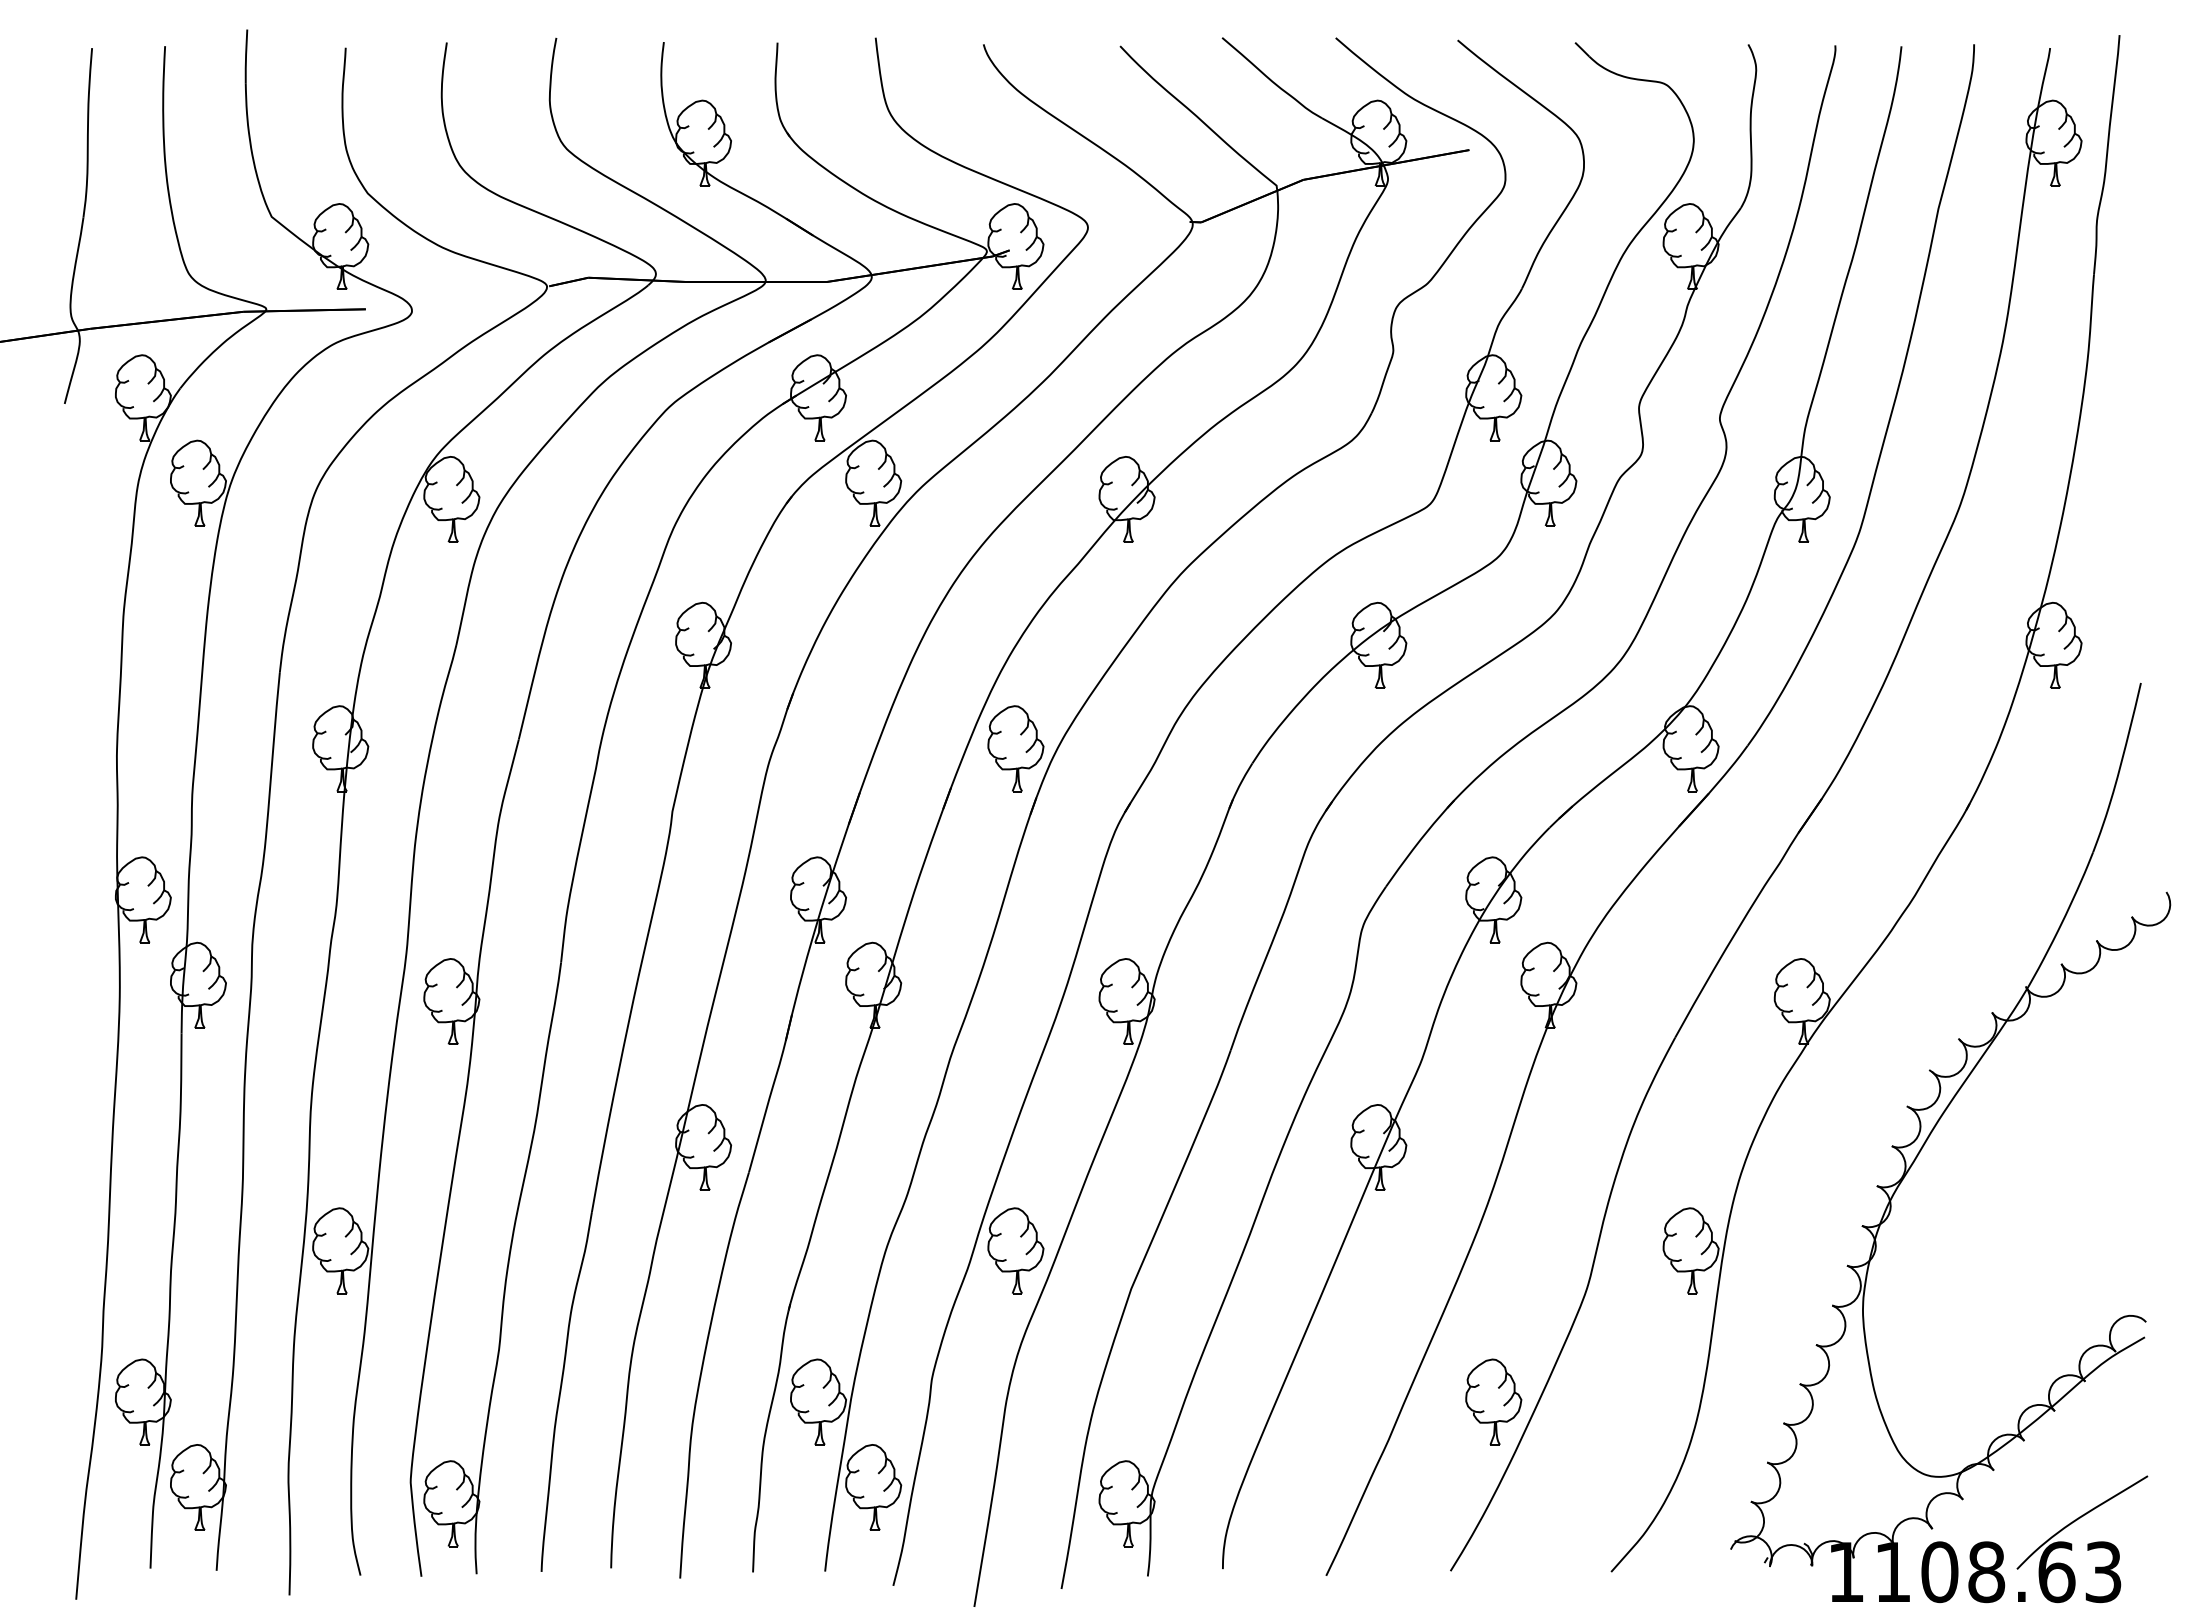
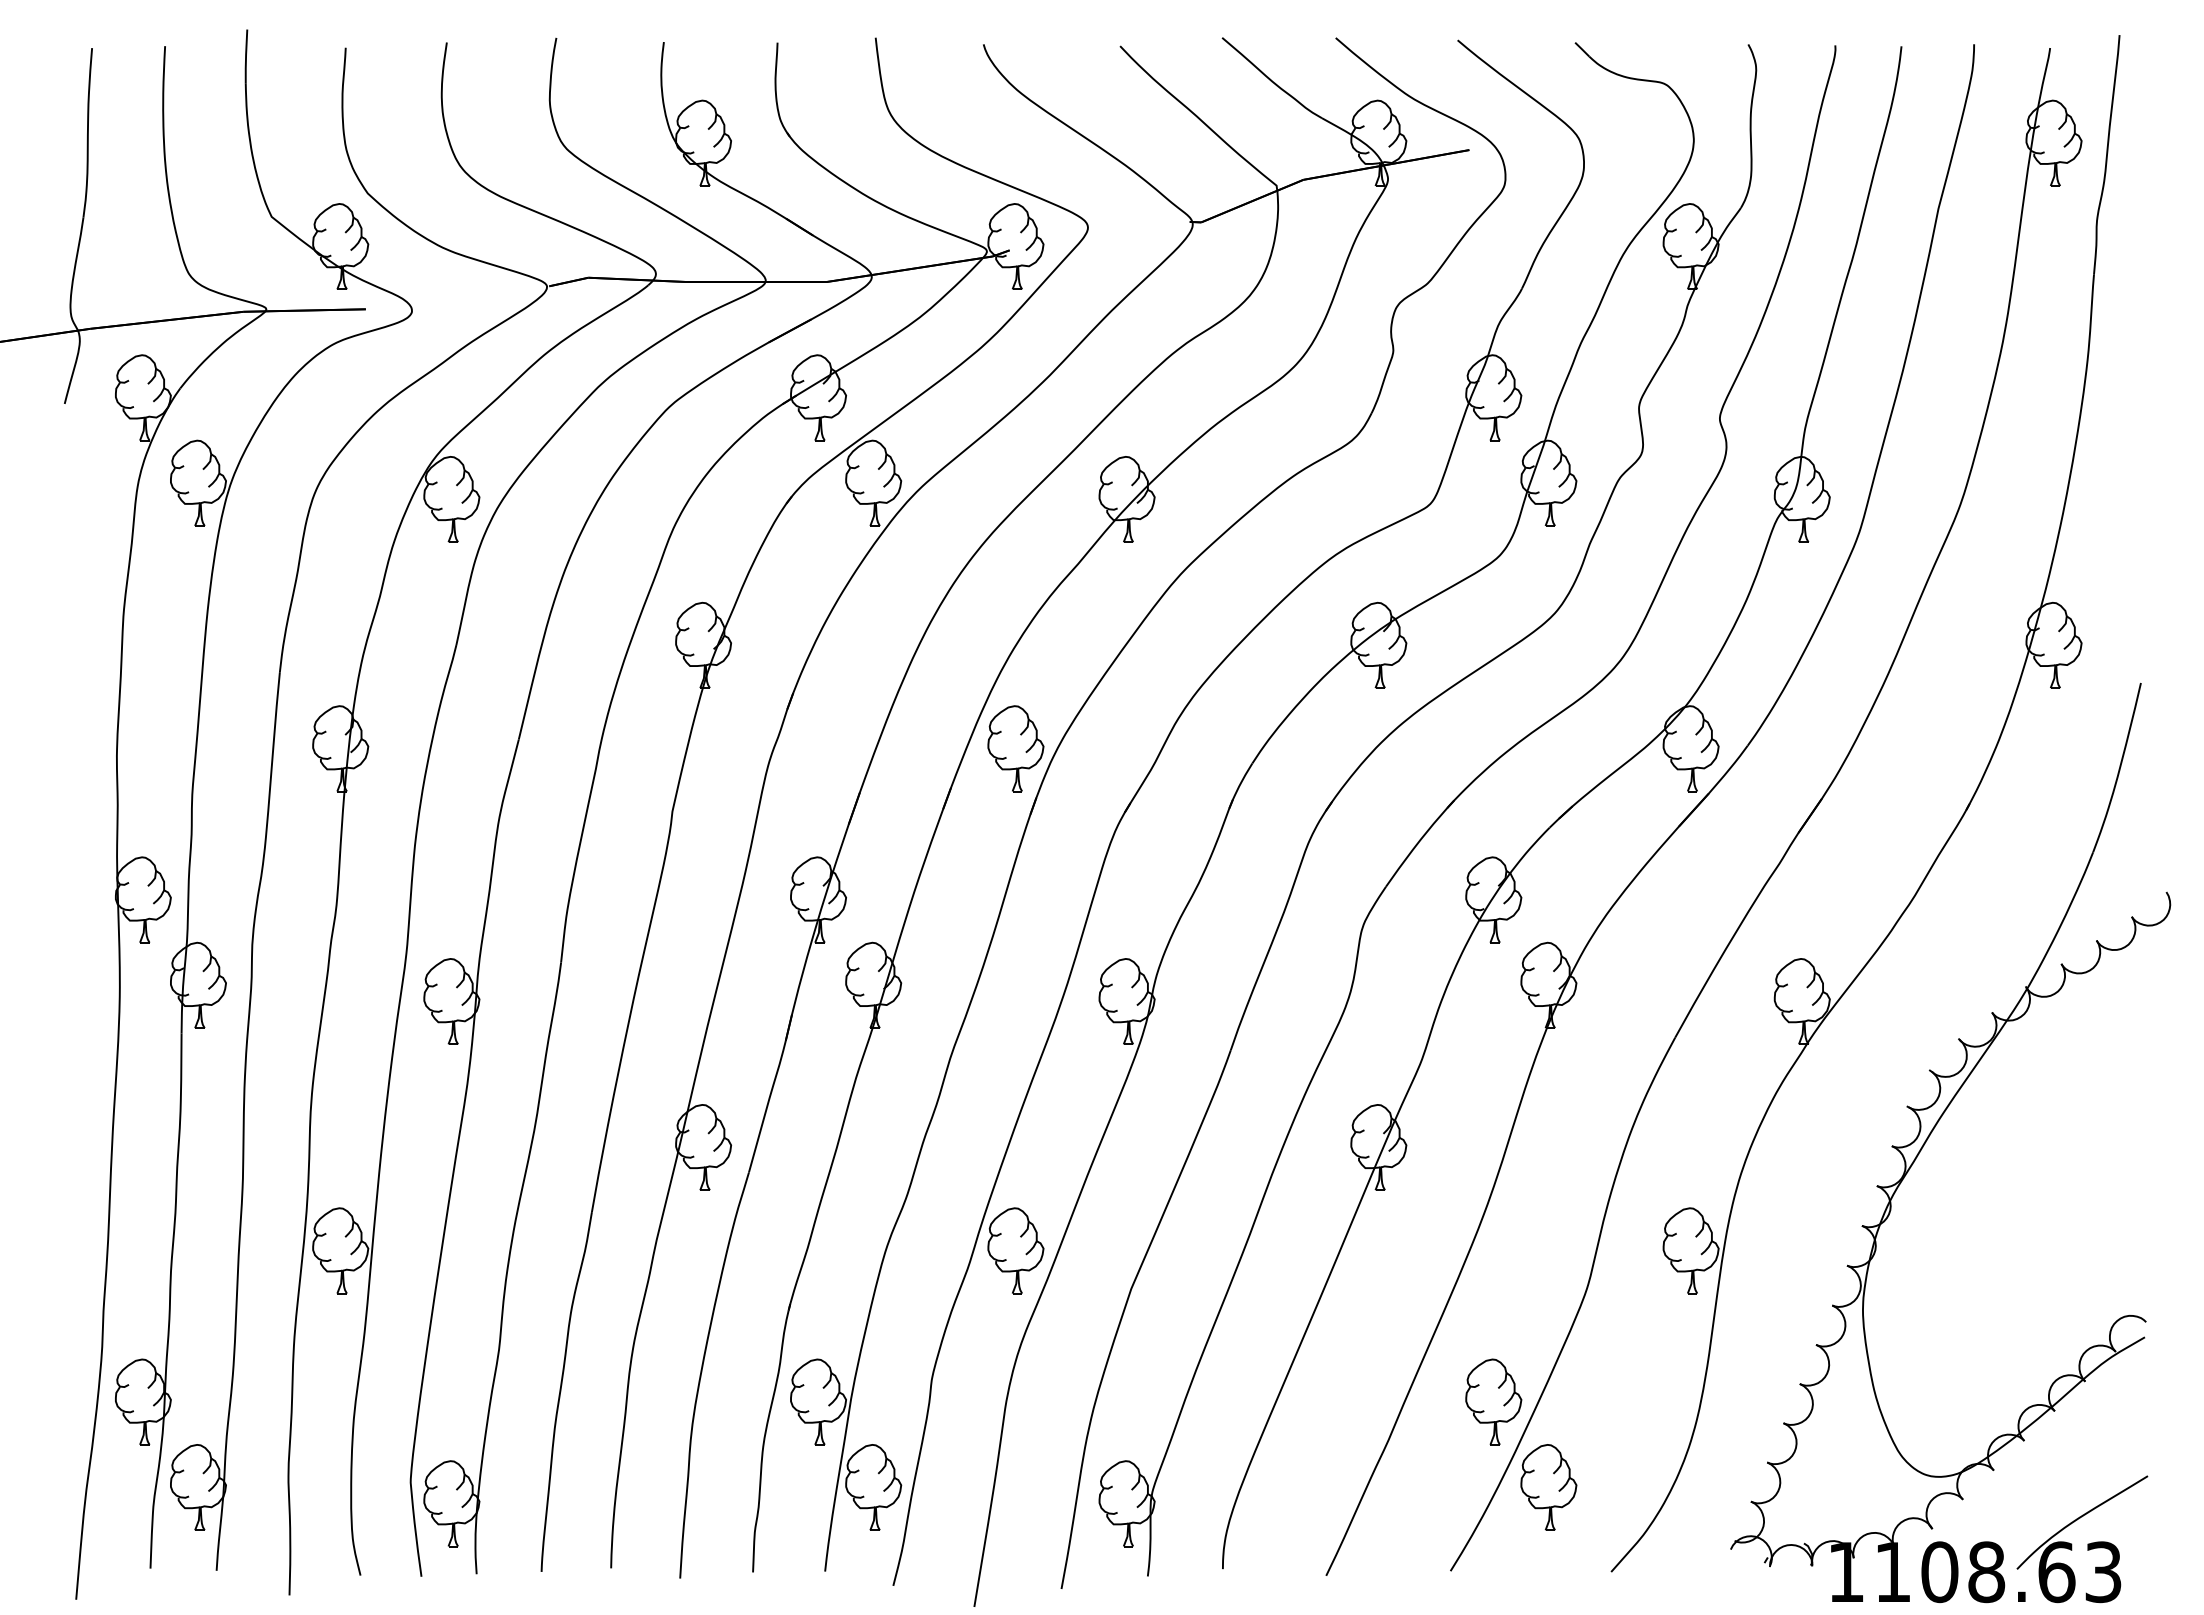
part: none -> present (1548, 1487)
